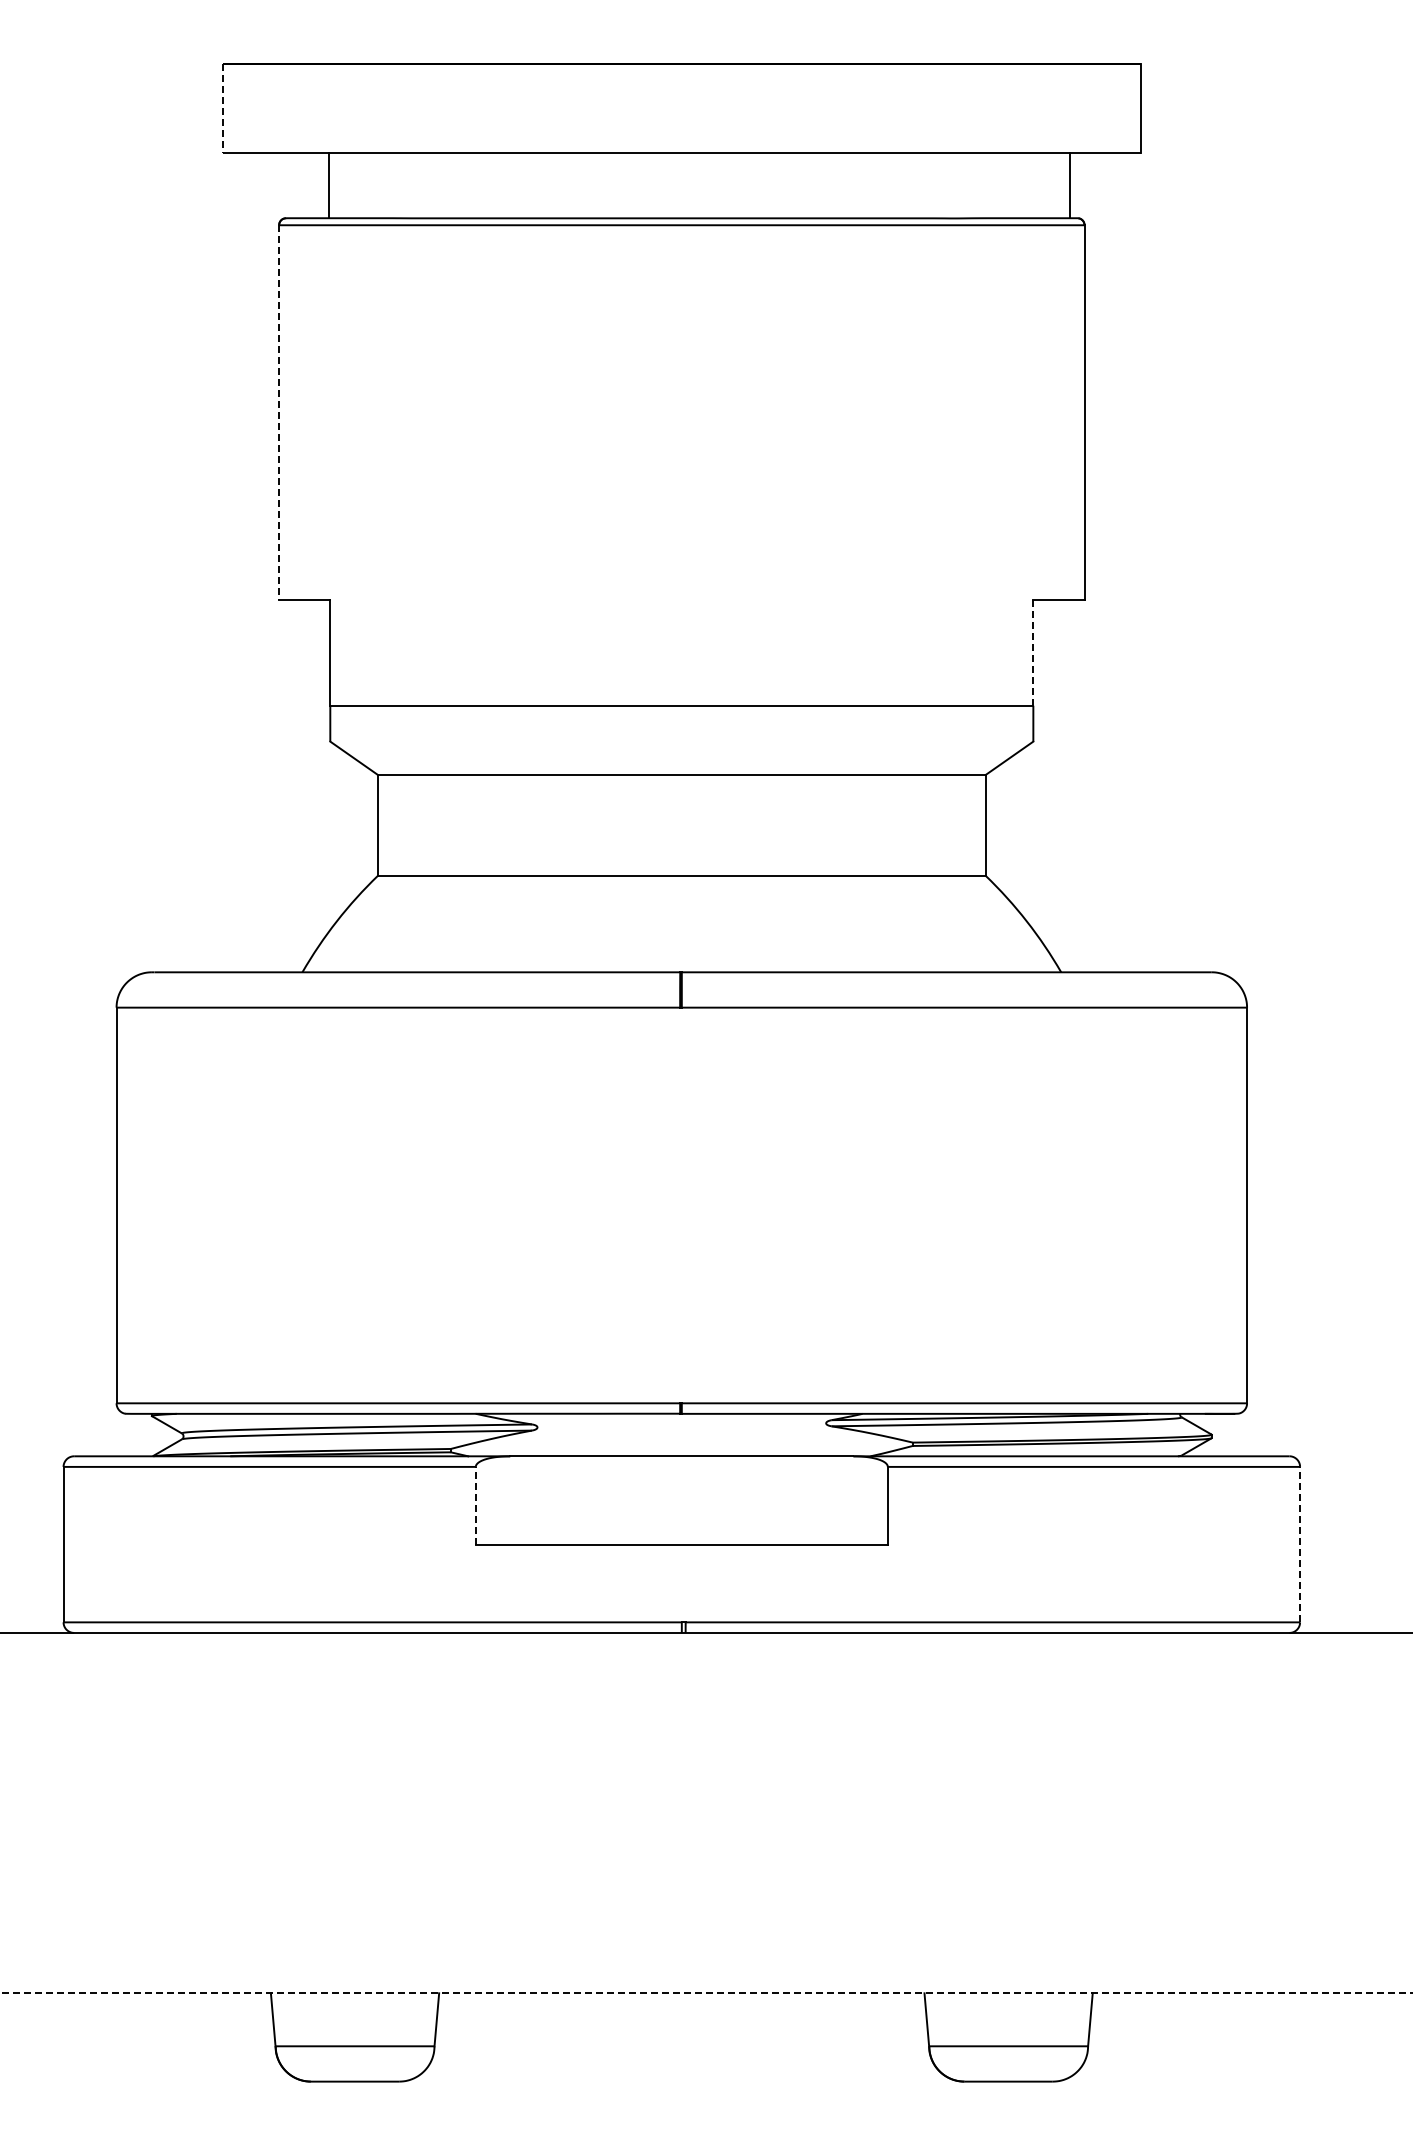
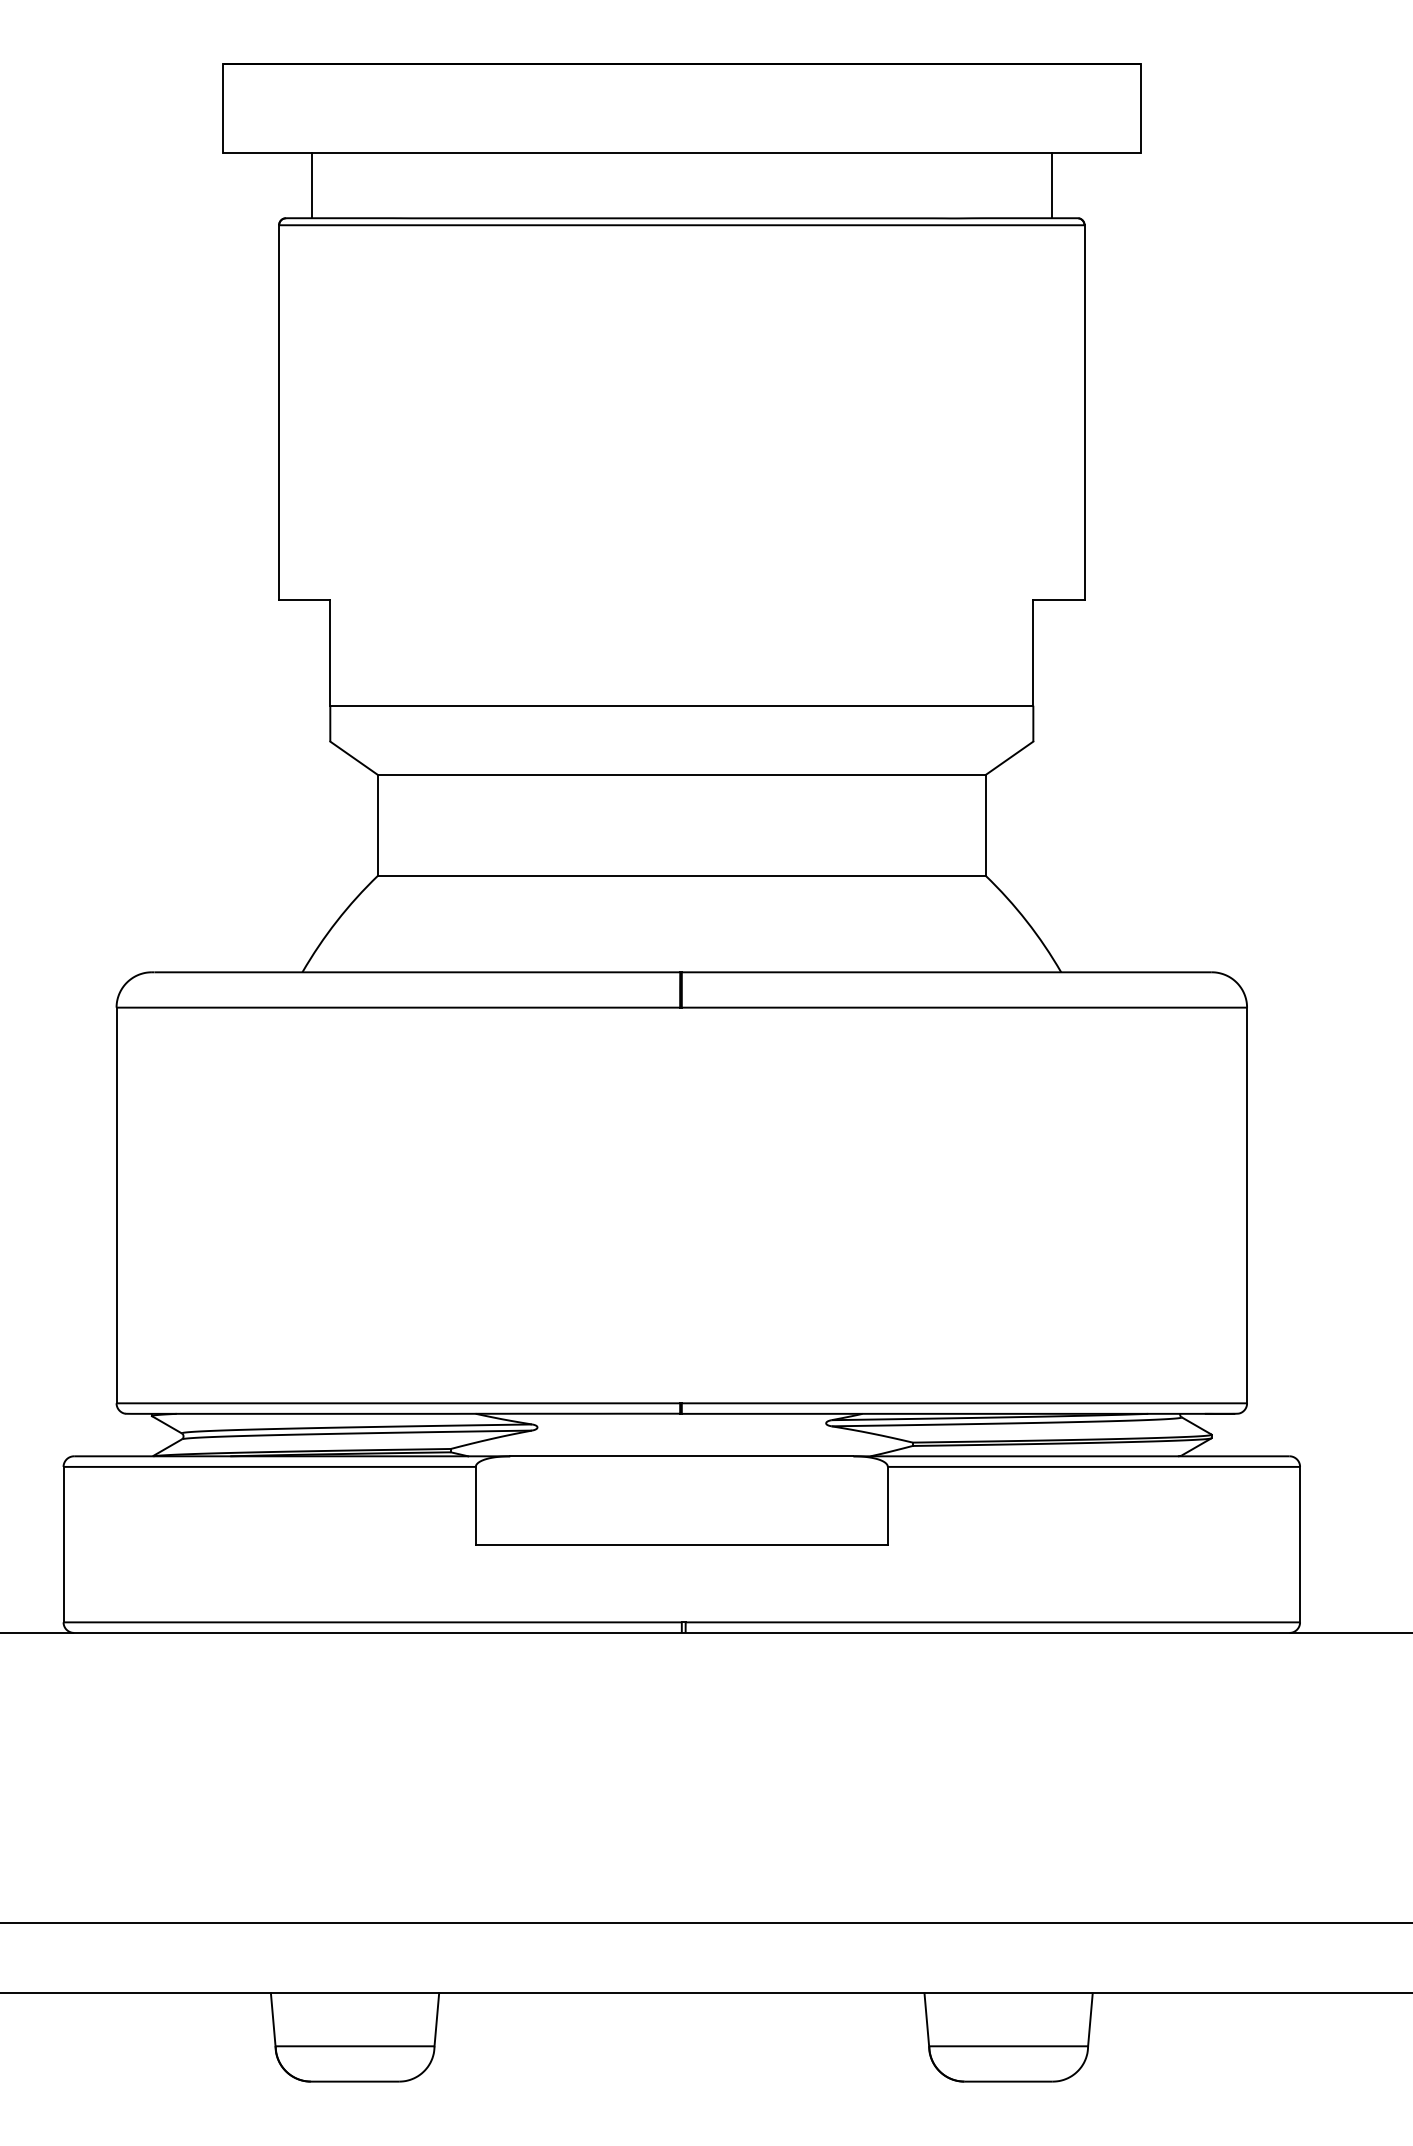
line: dashed -> solid (222, 109)
line position: (328, 185) -> (311, 185) (311, 185)
line position: (1070, 185) -> (1052, 185) (1052, 185)
line: dashed -> solid (279, 413)
line: dashed -> solid (1033, 652)
line: dashed -> solid (475, 1505)
line: dashed -> solid (1300, 1544)
line: none -> present (705, 1922)
line: dashed -> solid (706, 1993)
